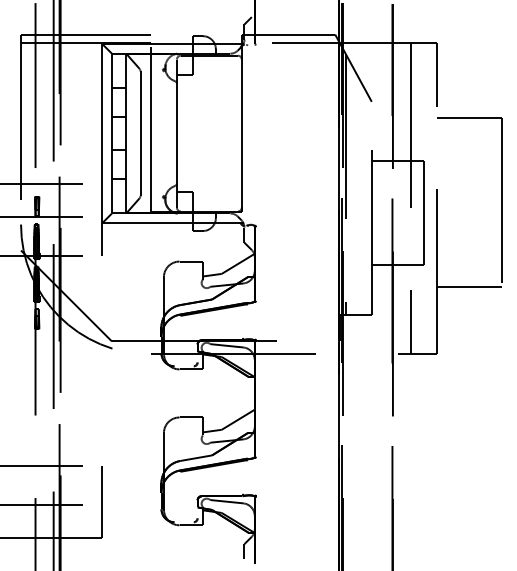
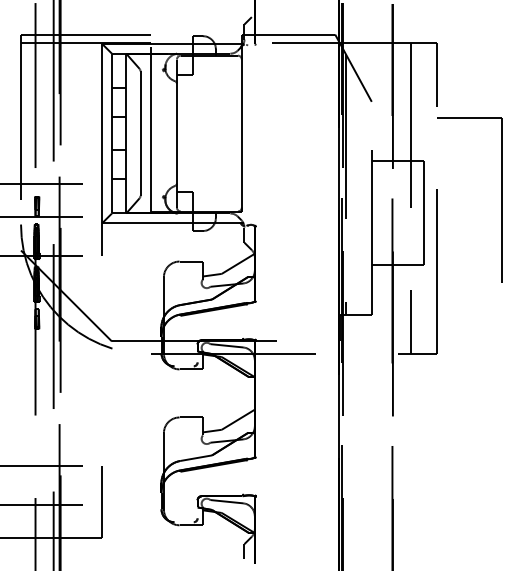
line: present -> none (468, 287)
